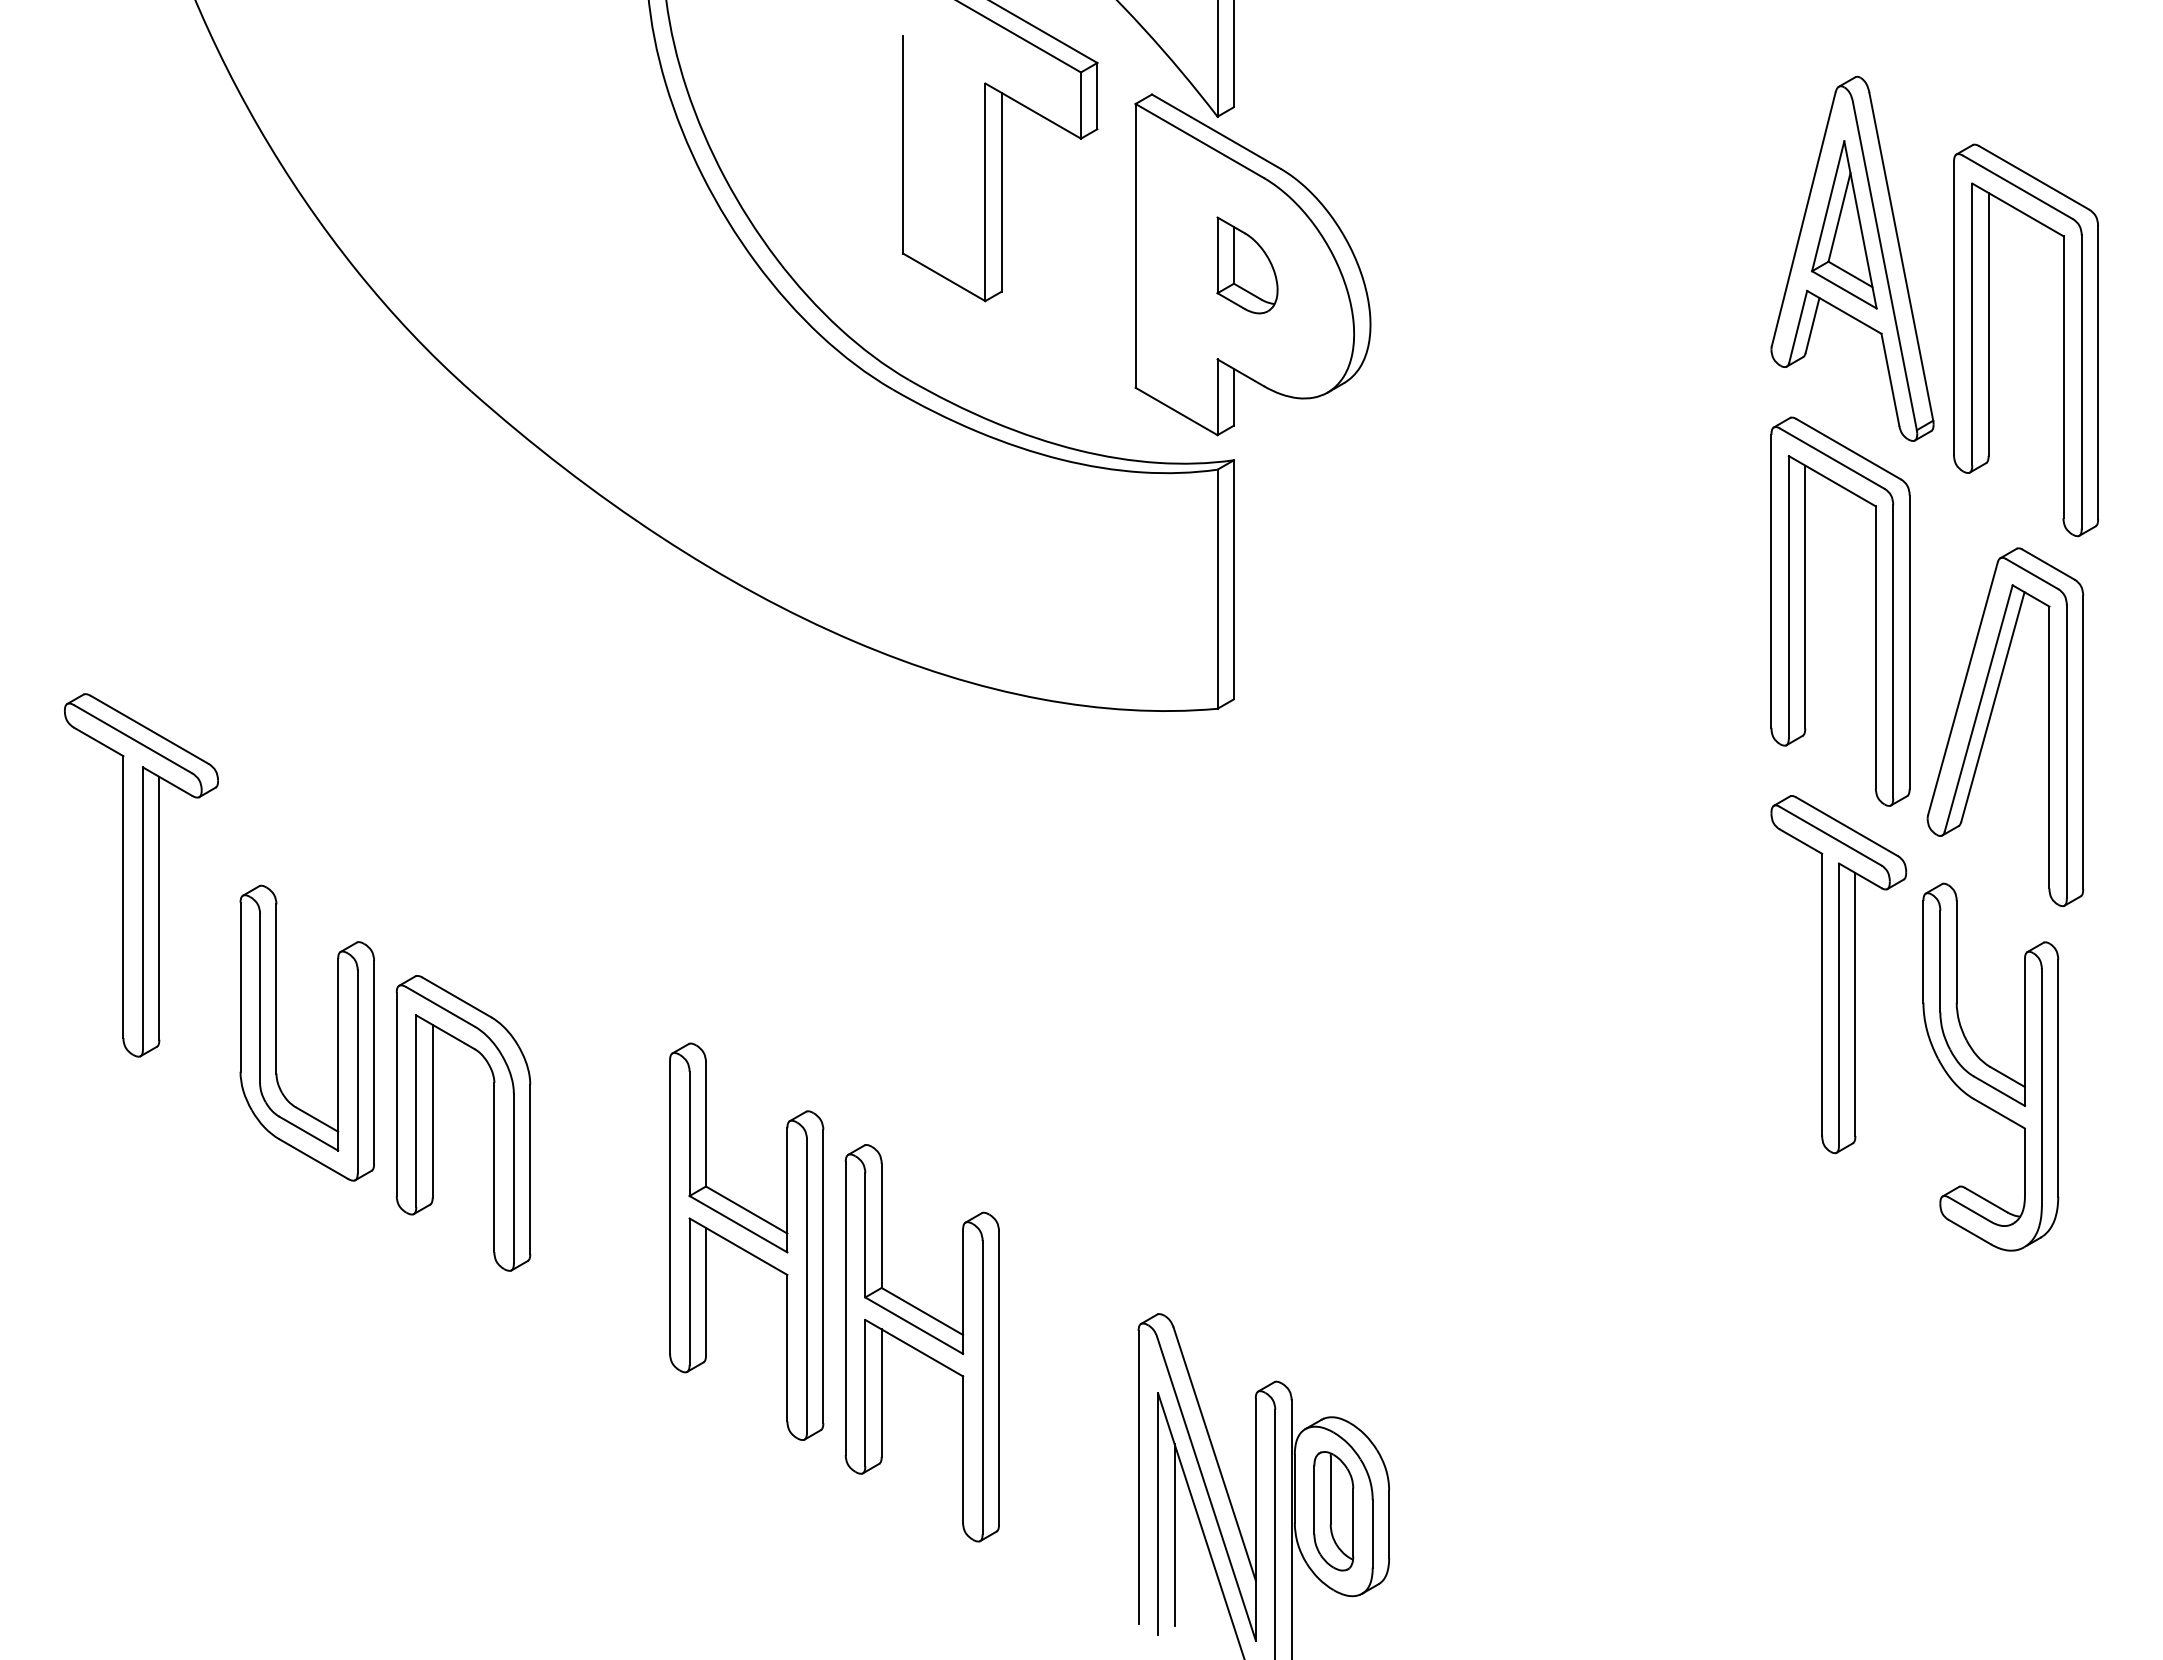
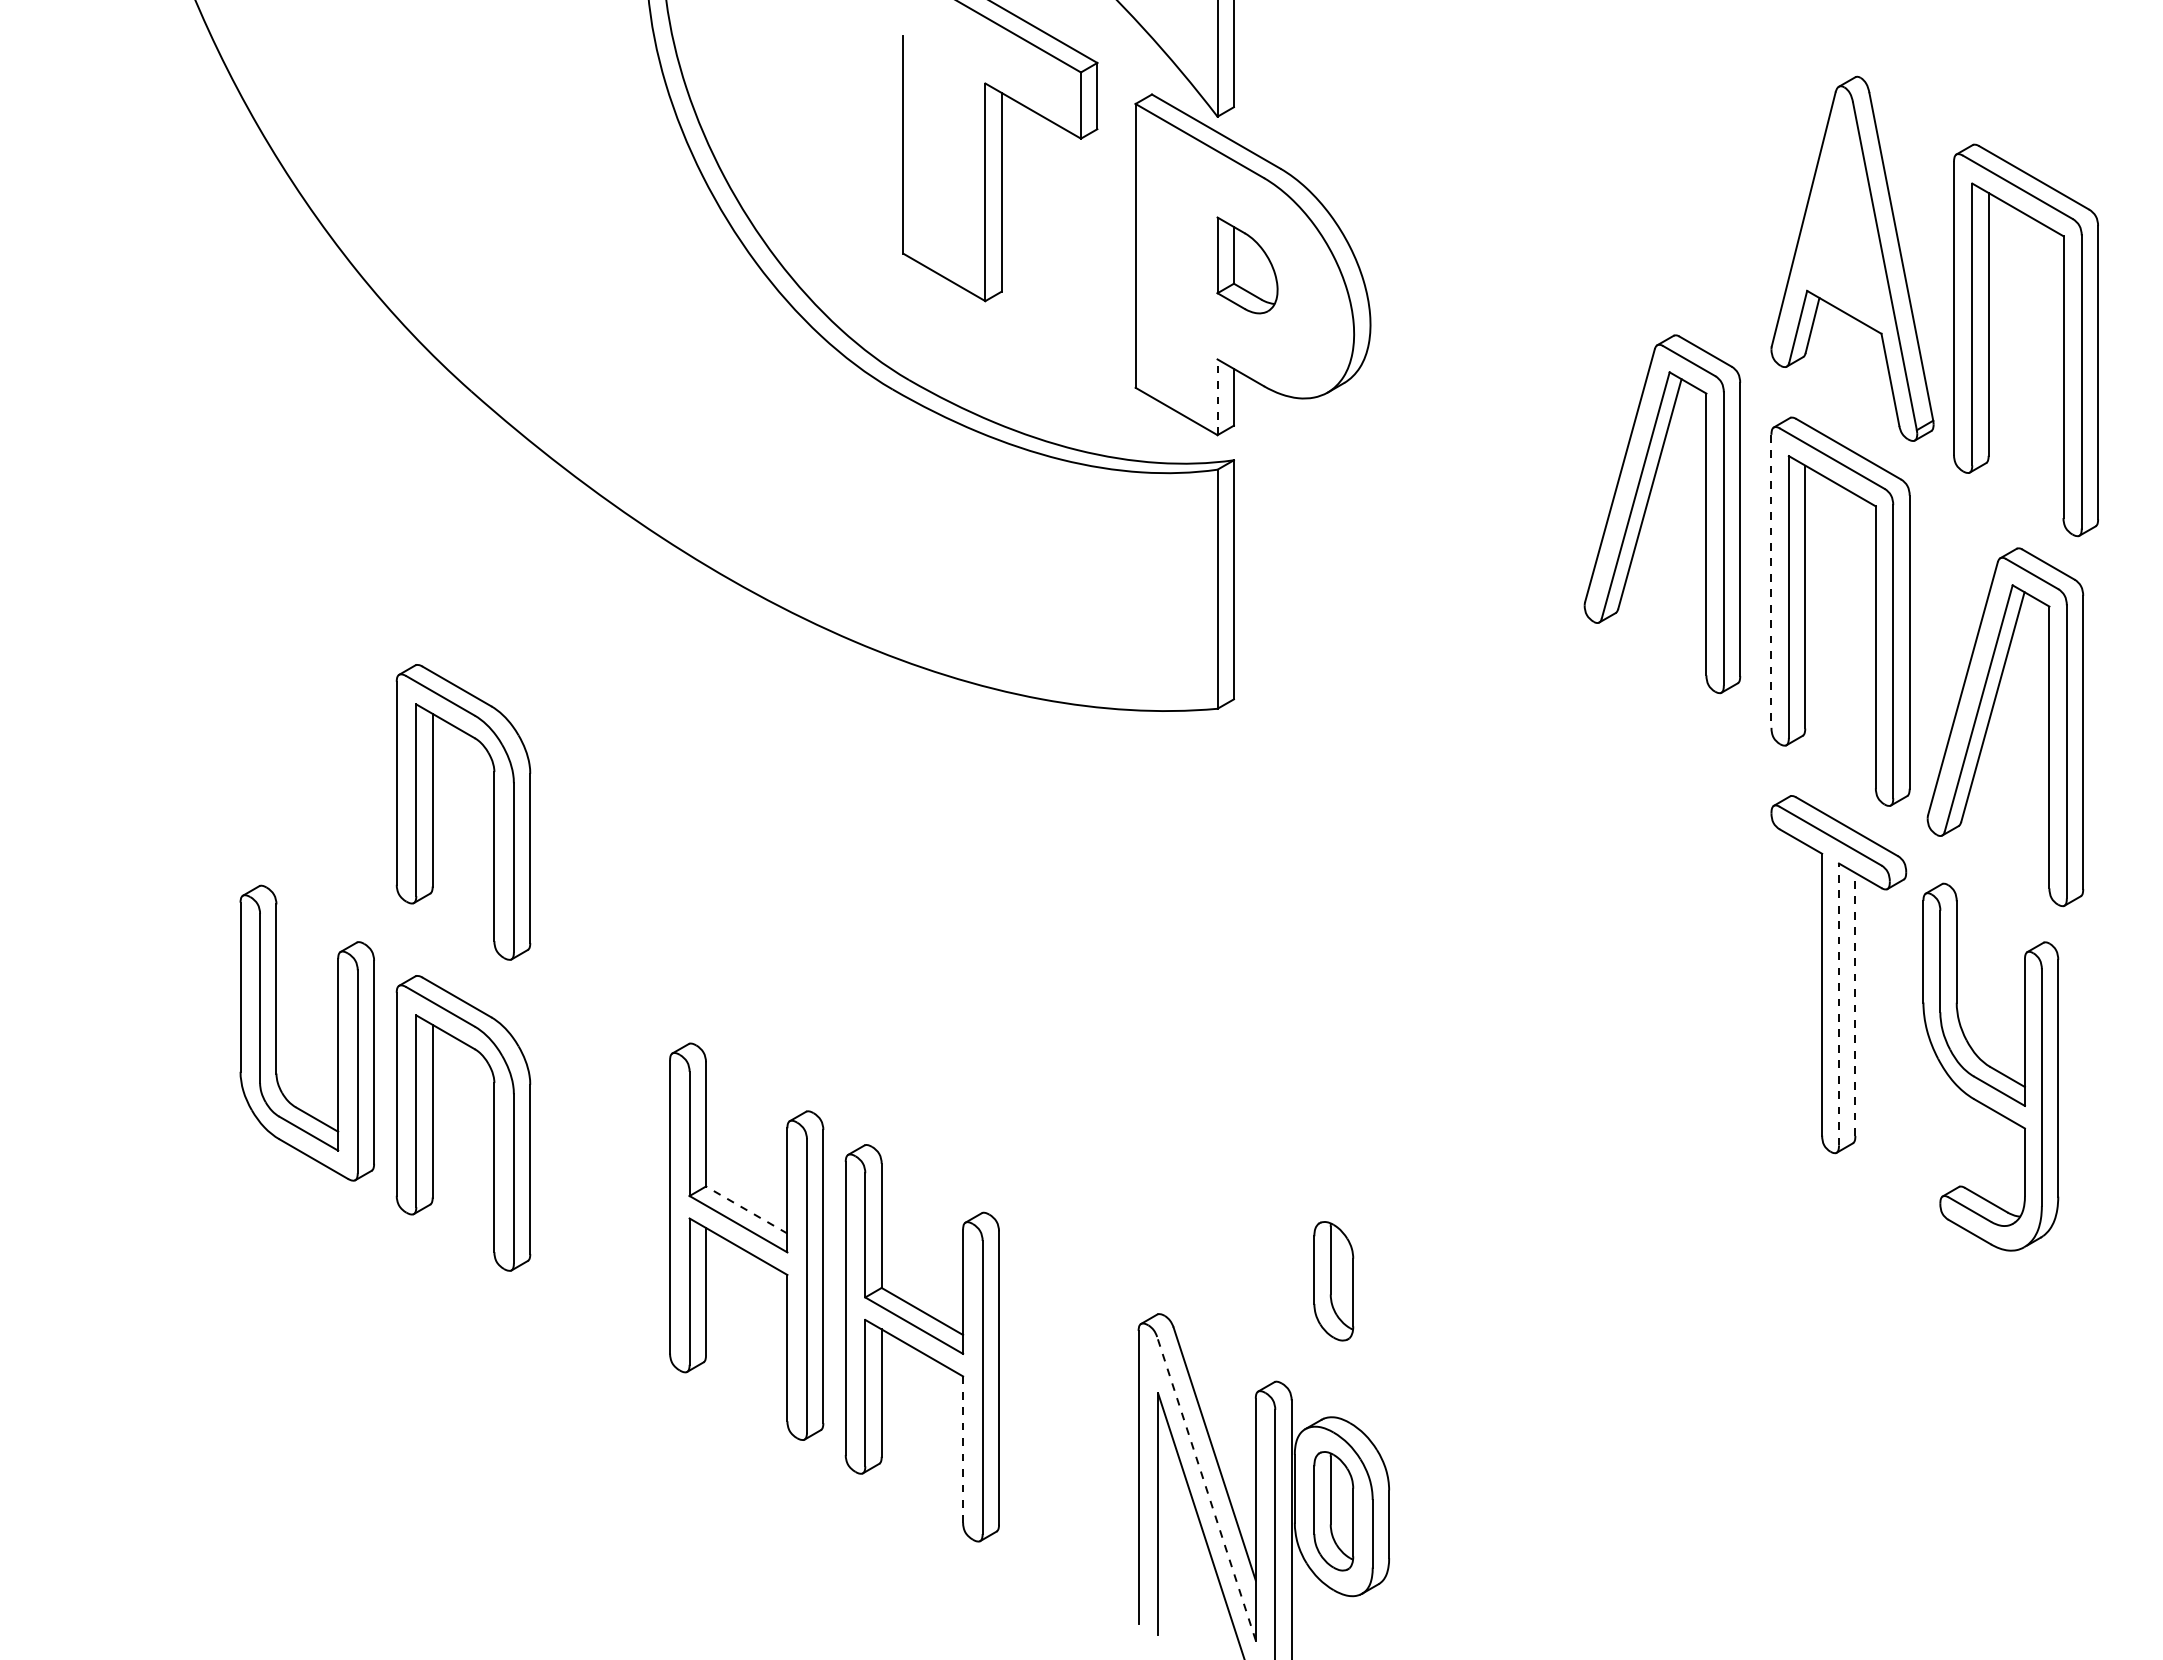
part: present -> none (1844, 224)
line: solid -> dashed (1217, 397)
part: none -> present (1646, 511)
line: solid -> dashed (1771, 581)
part: none -> present (433, 812)
part: present -> none (141, 875)
line: solid -> dashed (1855, 1003)
line: solid -> dashed (1839, 1004)
line: solid -> dashed (746, 1209)
part: none -> present (1333, 1281)
line: solid -> dashed (963, 1450)
line: solid -> dashed (1206, 1488)
line: present -> none (1174, 1534)
